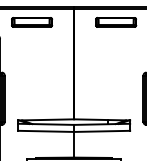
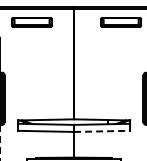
part position: (116, 22) -> (121, 22) (121, 22)
line: solid -> dashed (102, 131)
line: solid -> dashed (0, 142)
